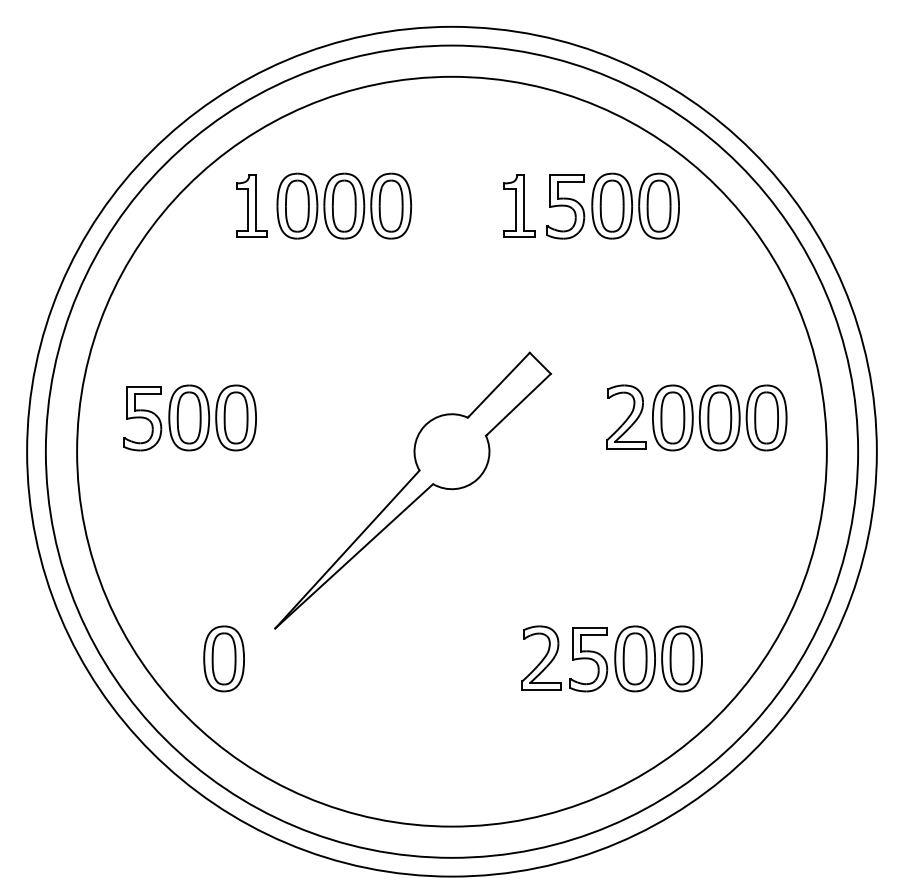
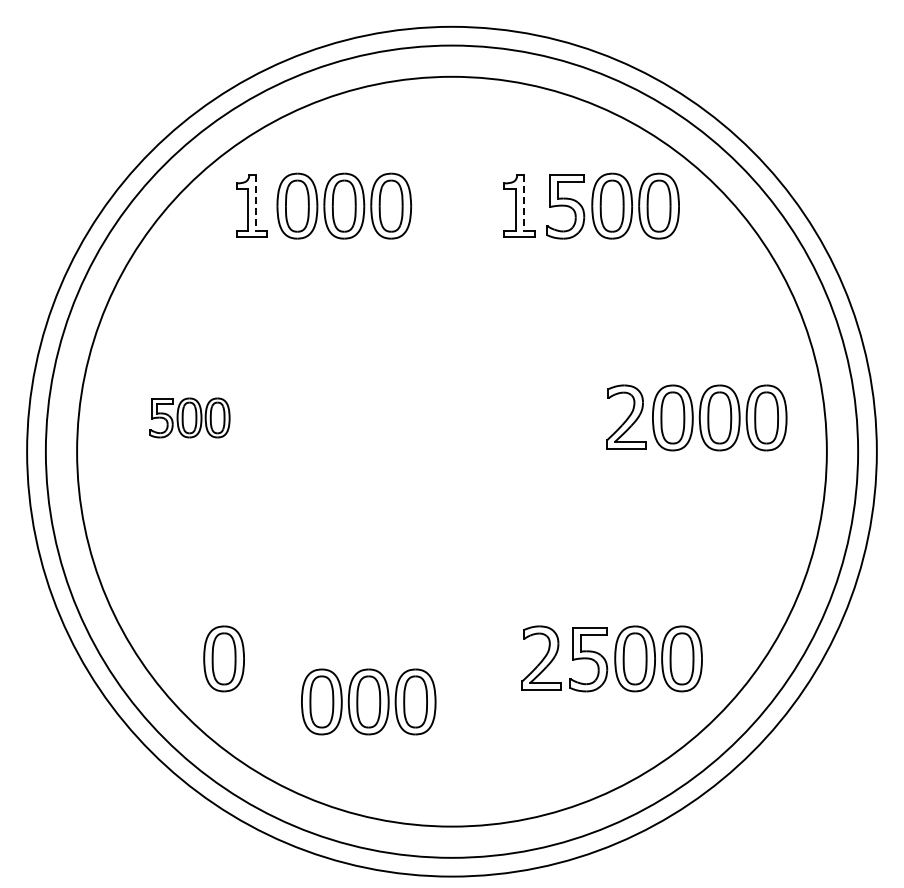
line: solid -> dashed (255, 203)
line: solid -> dashed (523, 203)
part size: 134x68 px -> 82x42 px (189, 417)
part: present -> none (412, 490)
part: none -> present (368, 701)
